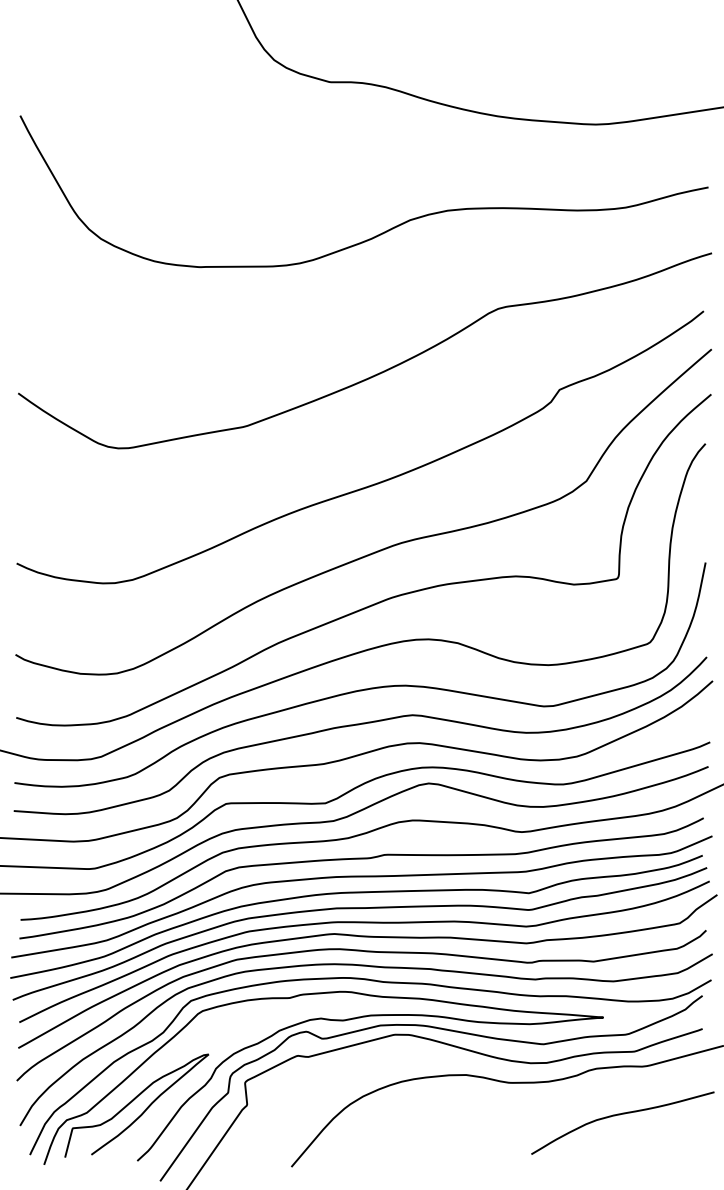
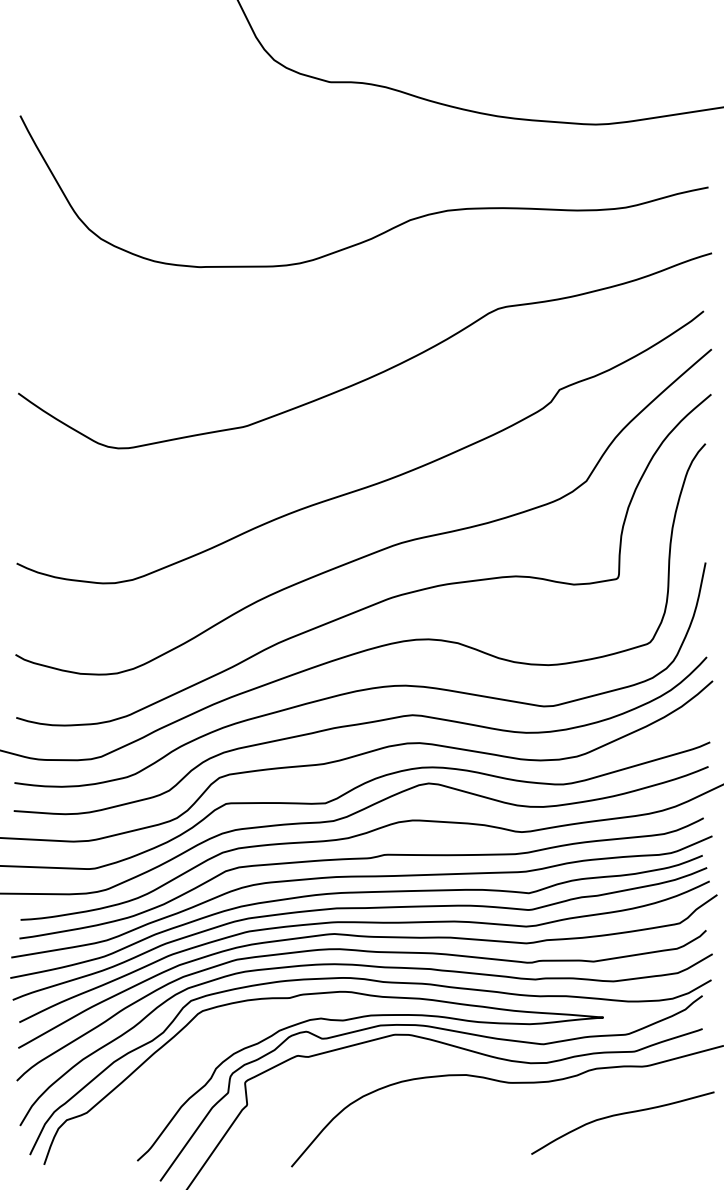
curve: present -> none (133, 1101)
